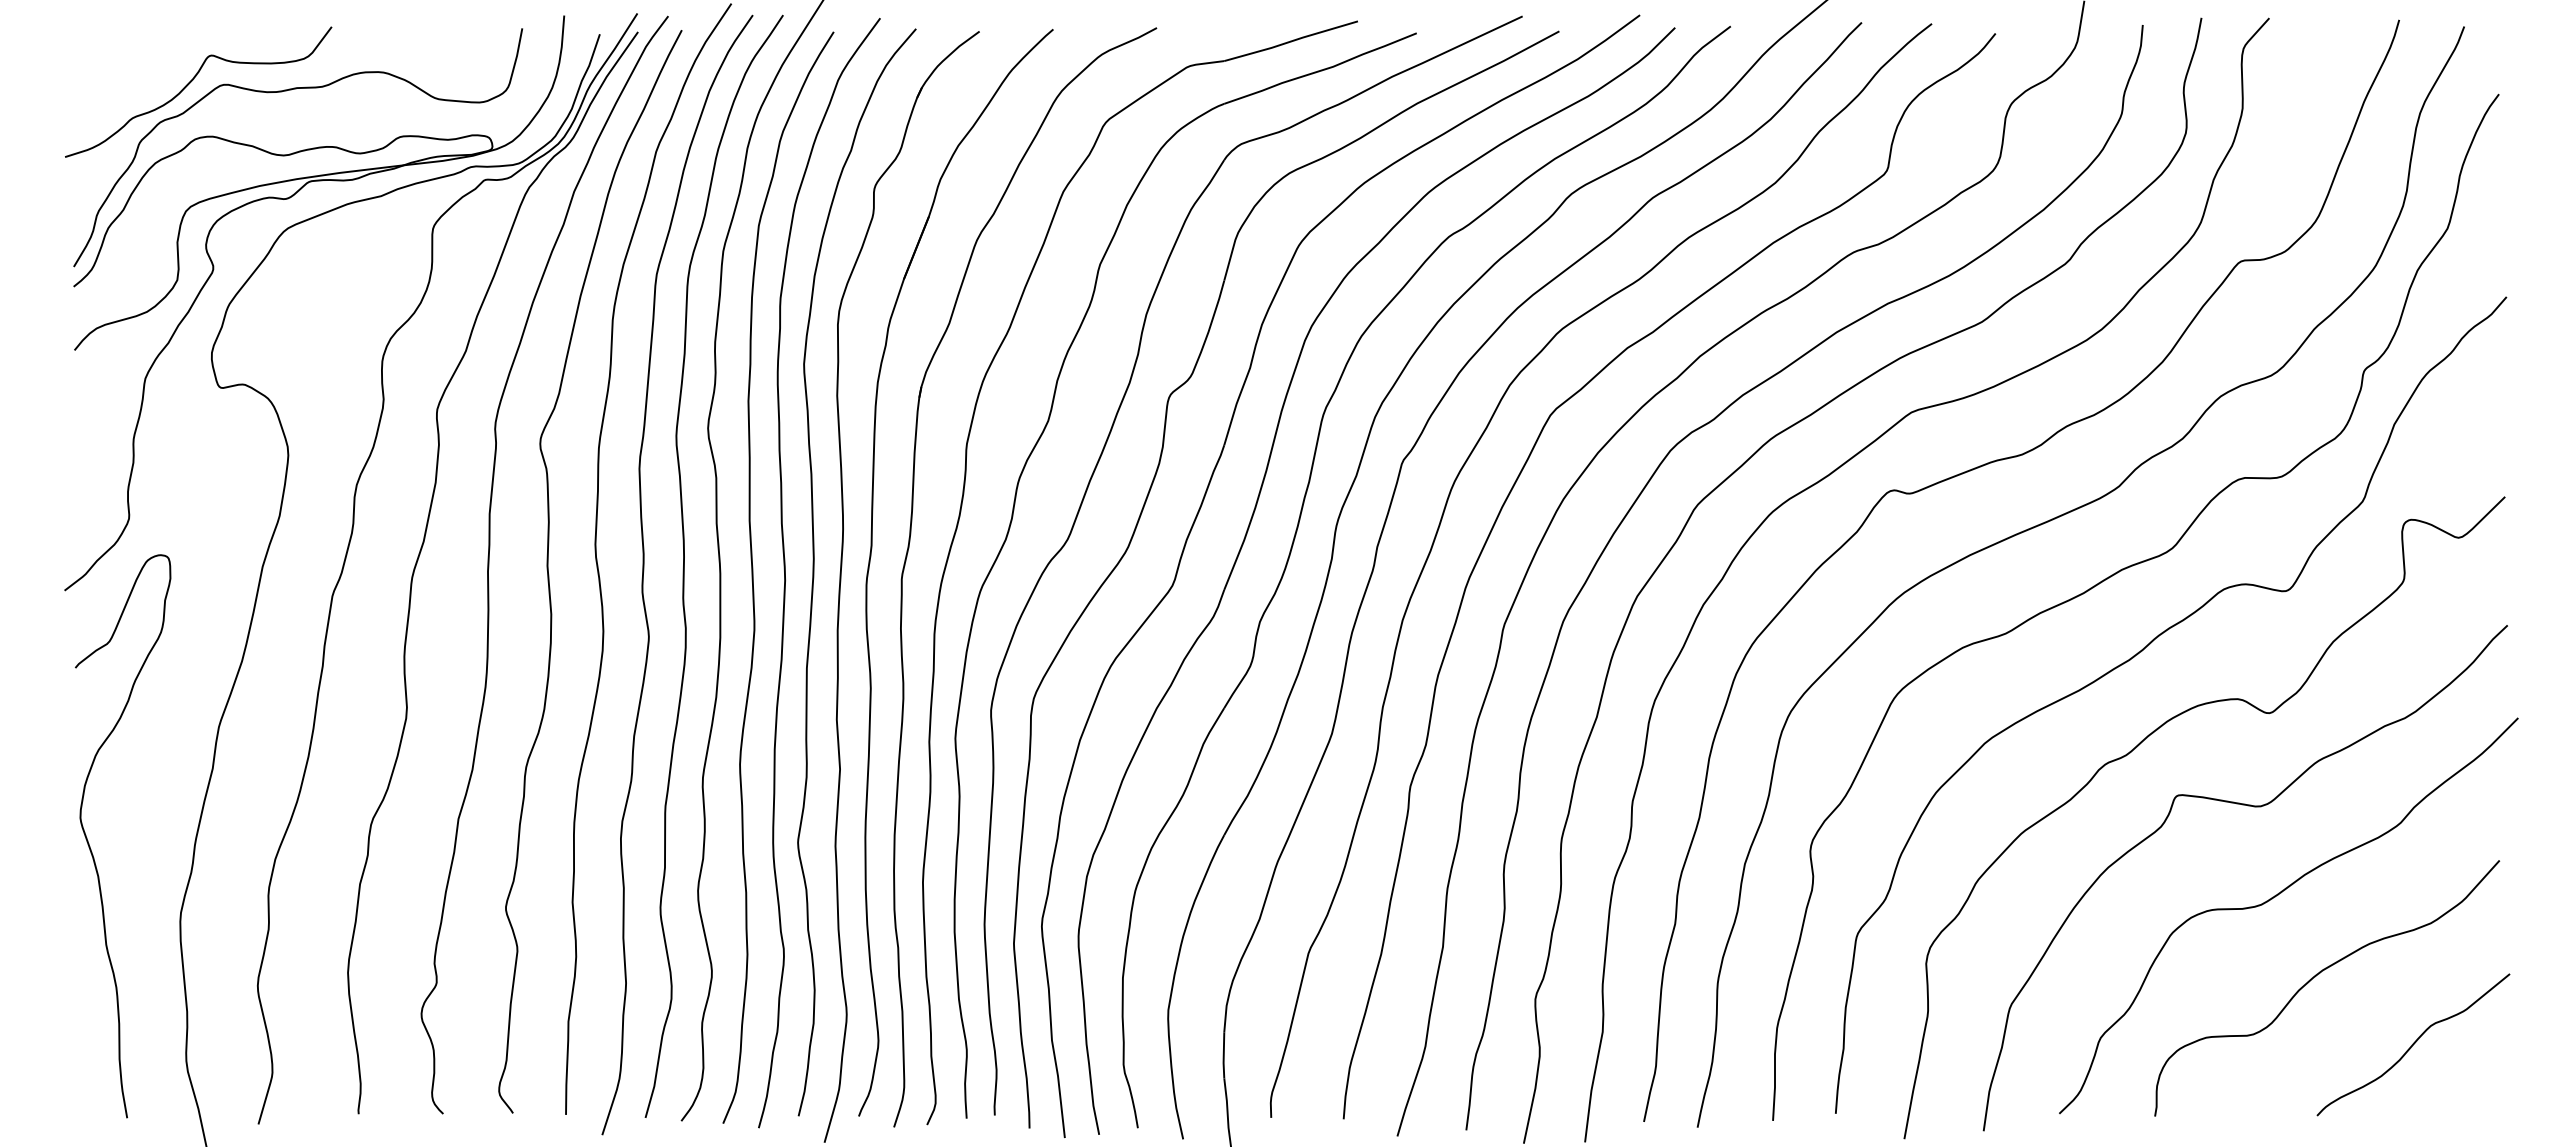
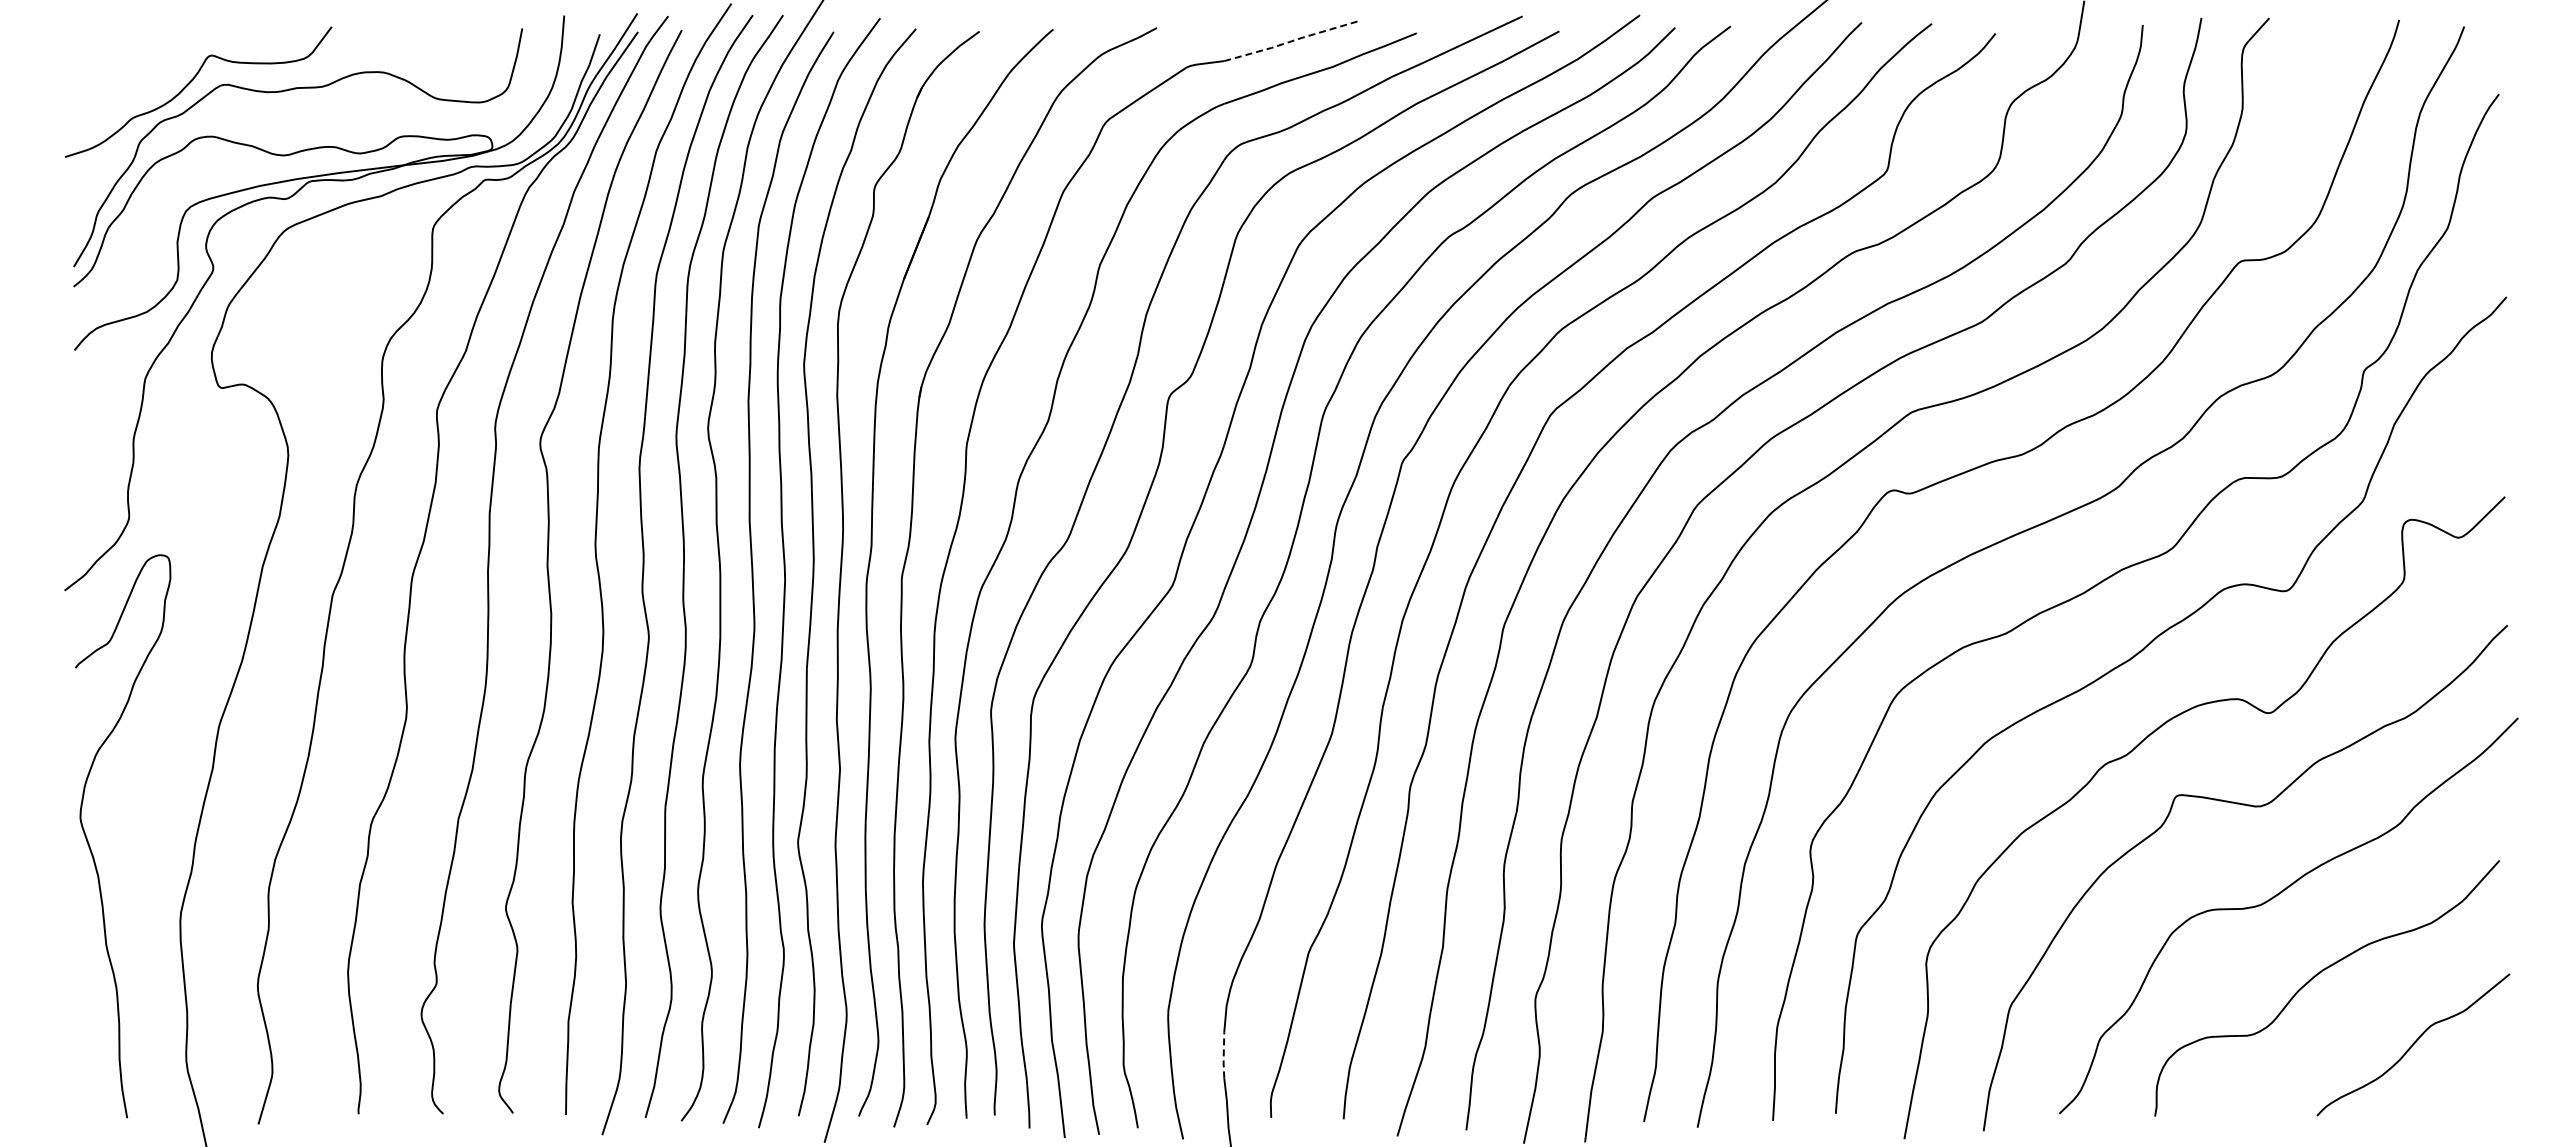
line: solid -> dashed (1291, 41)
line: solid -> dashed (1223, 1056)
